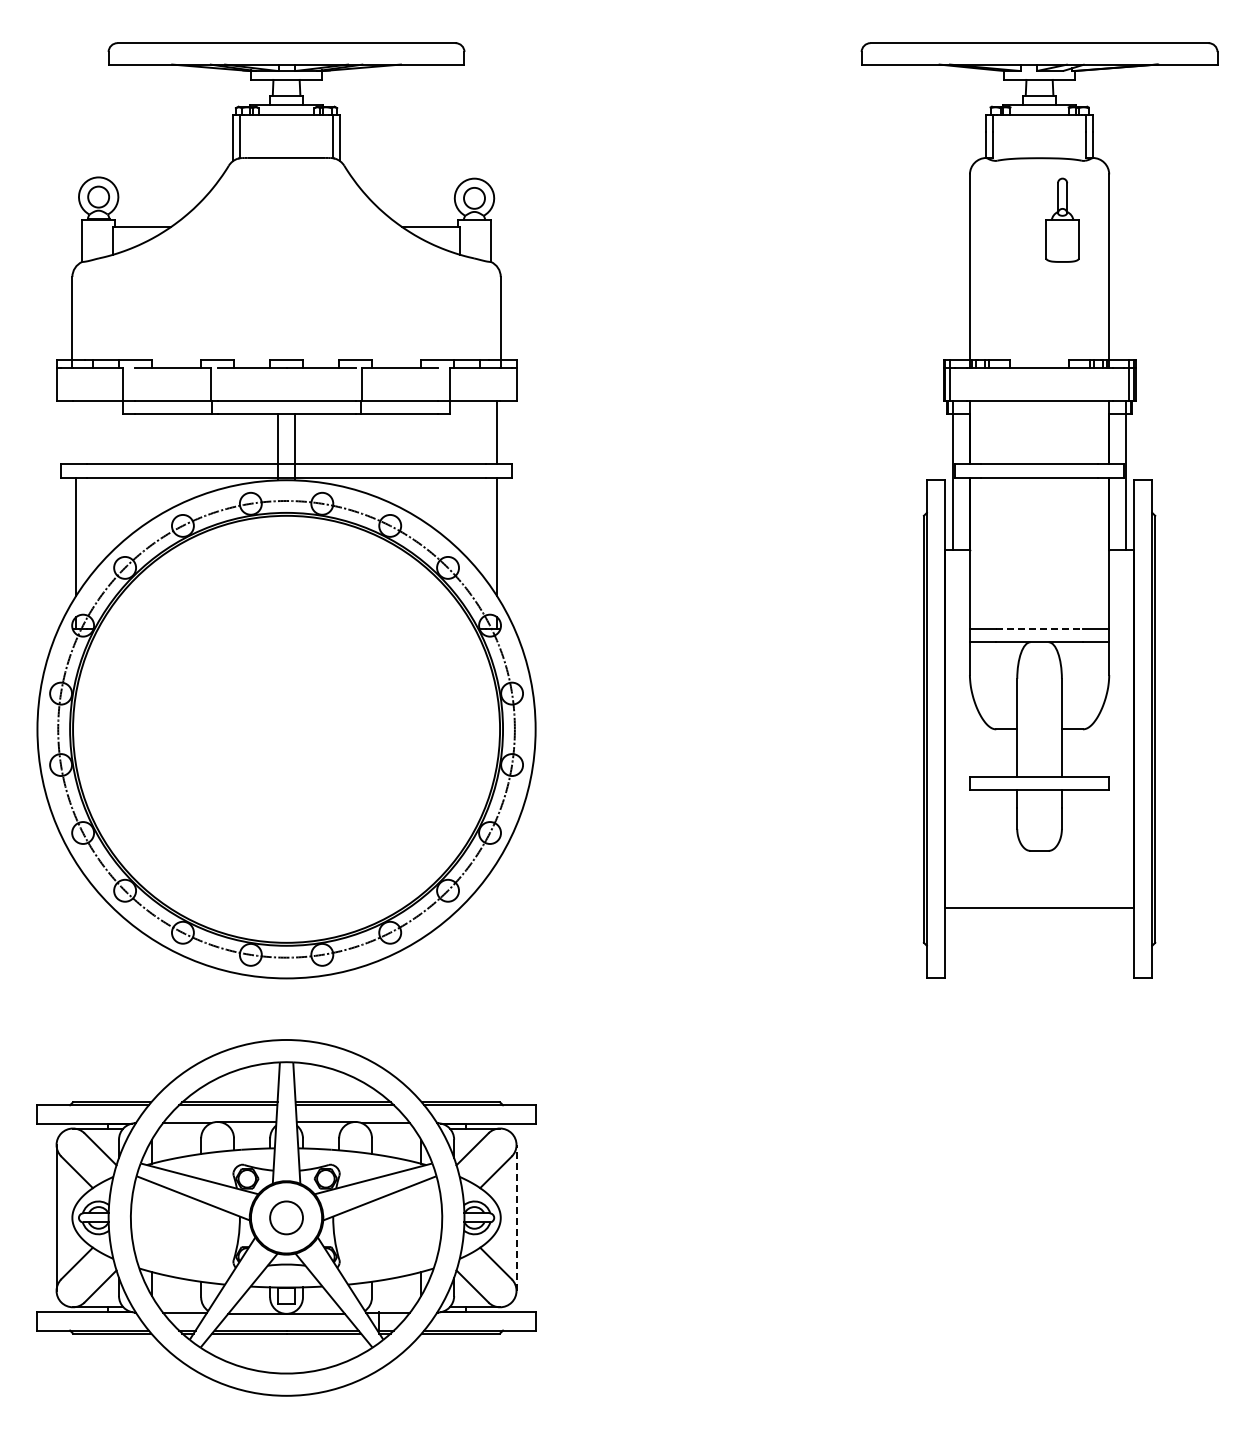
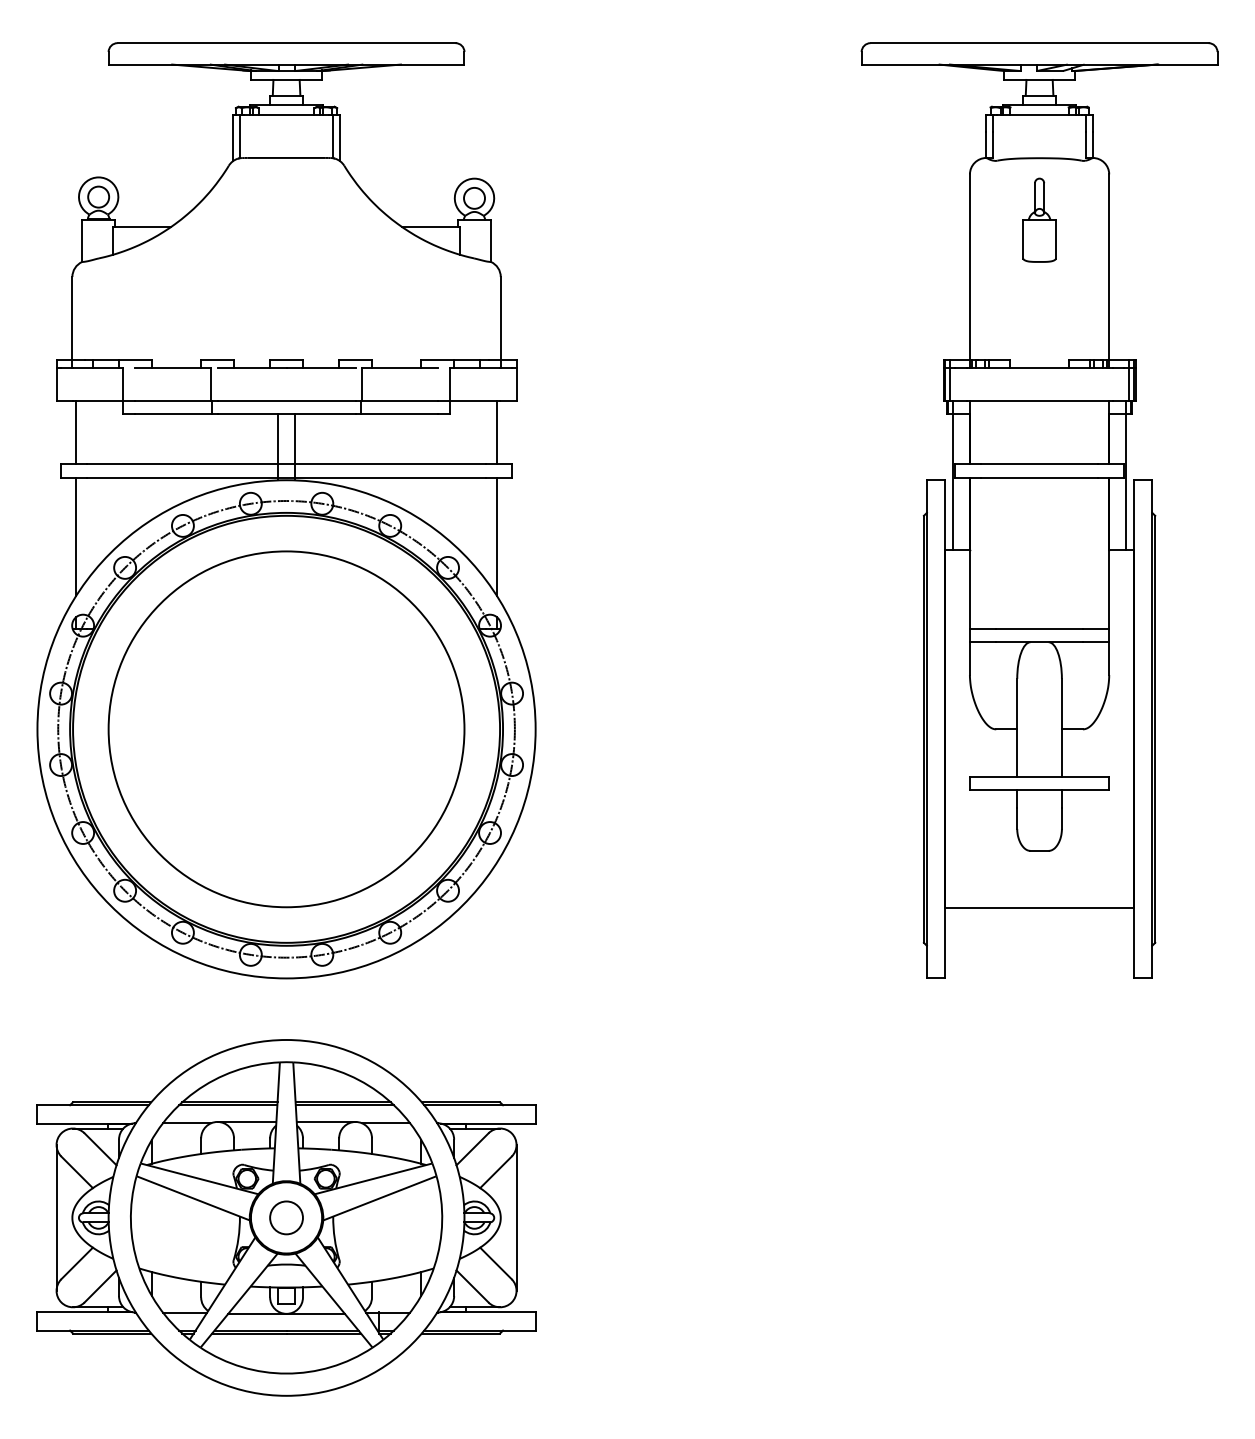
part position: (1062, 219) -> (1039, 219) (1039, 219)
line: none -> present (76, 432)
line: dashed -> solid (1040, 629)
circle: none -> present (286, 729)
line: dashed -> solid (516, 1217)
